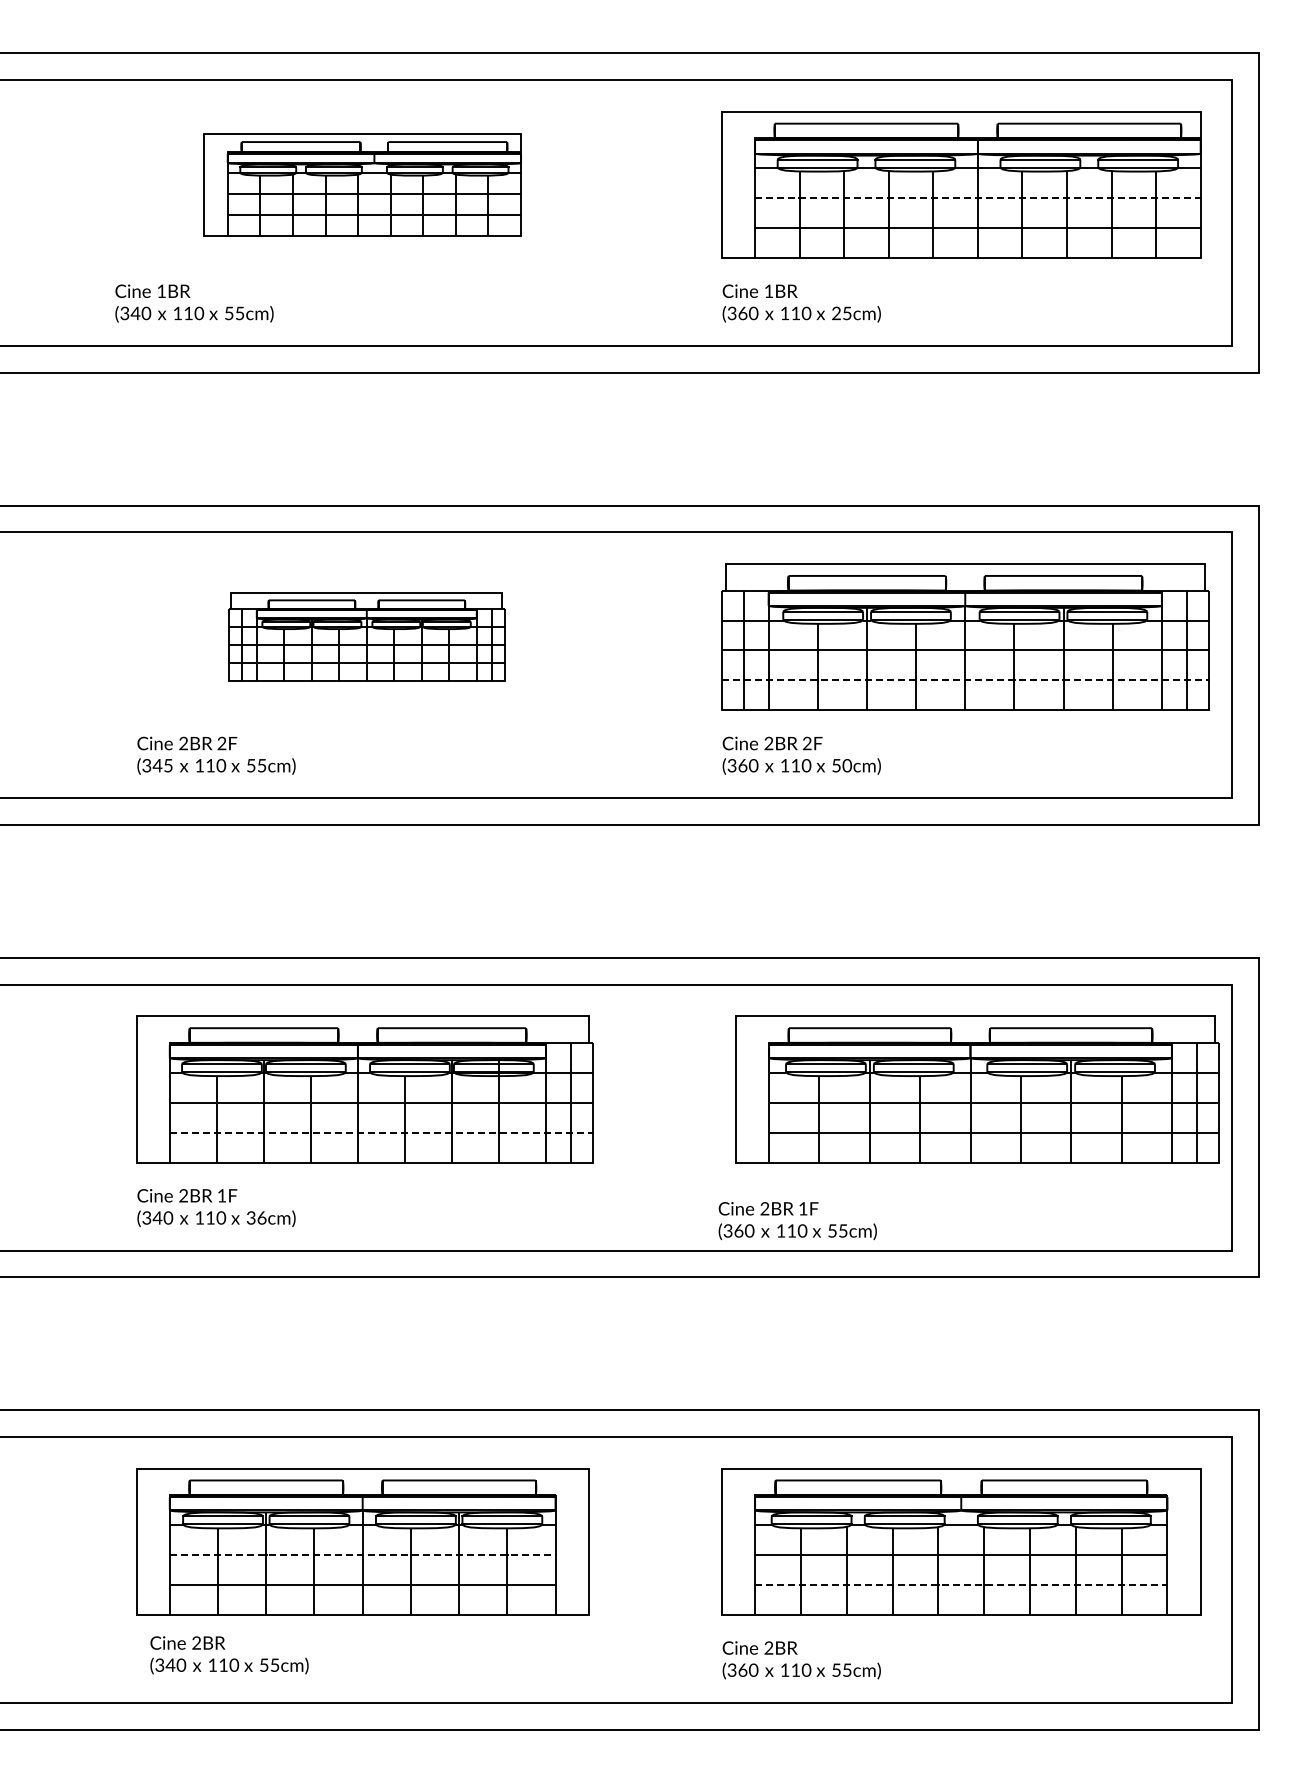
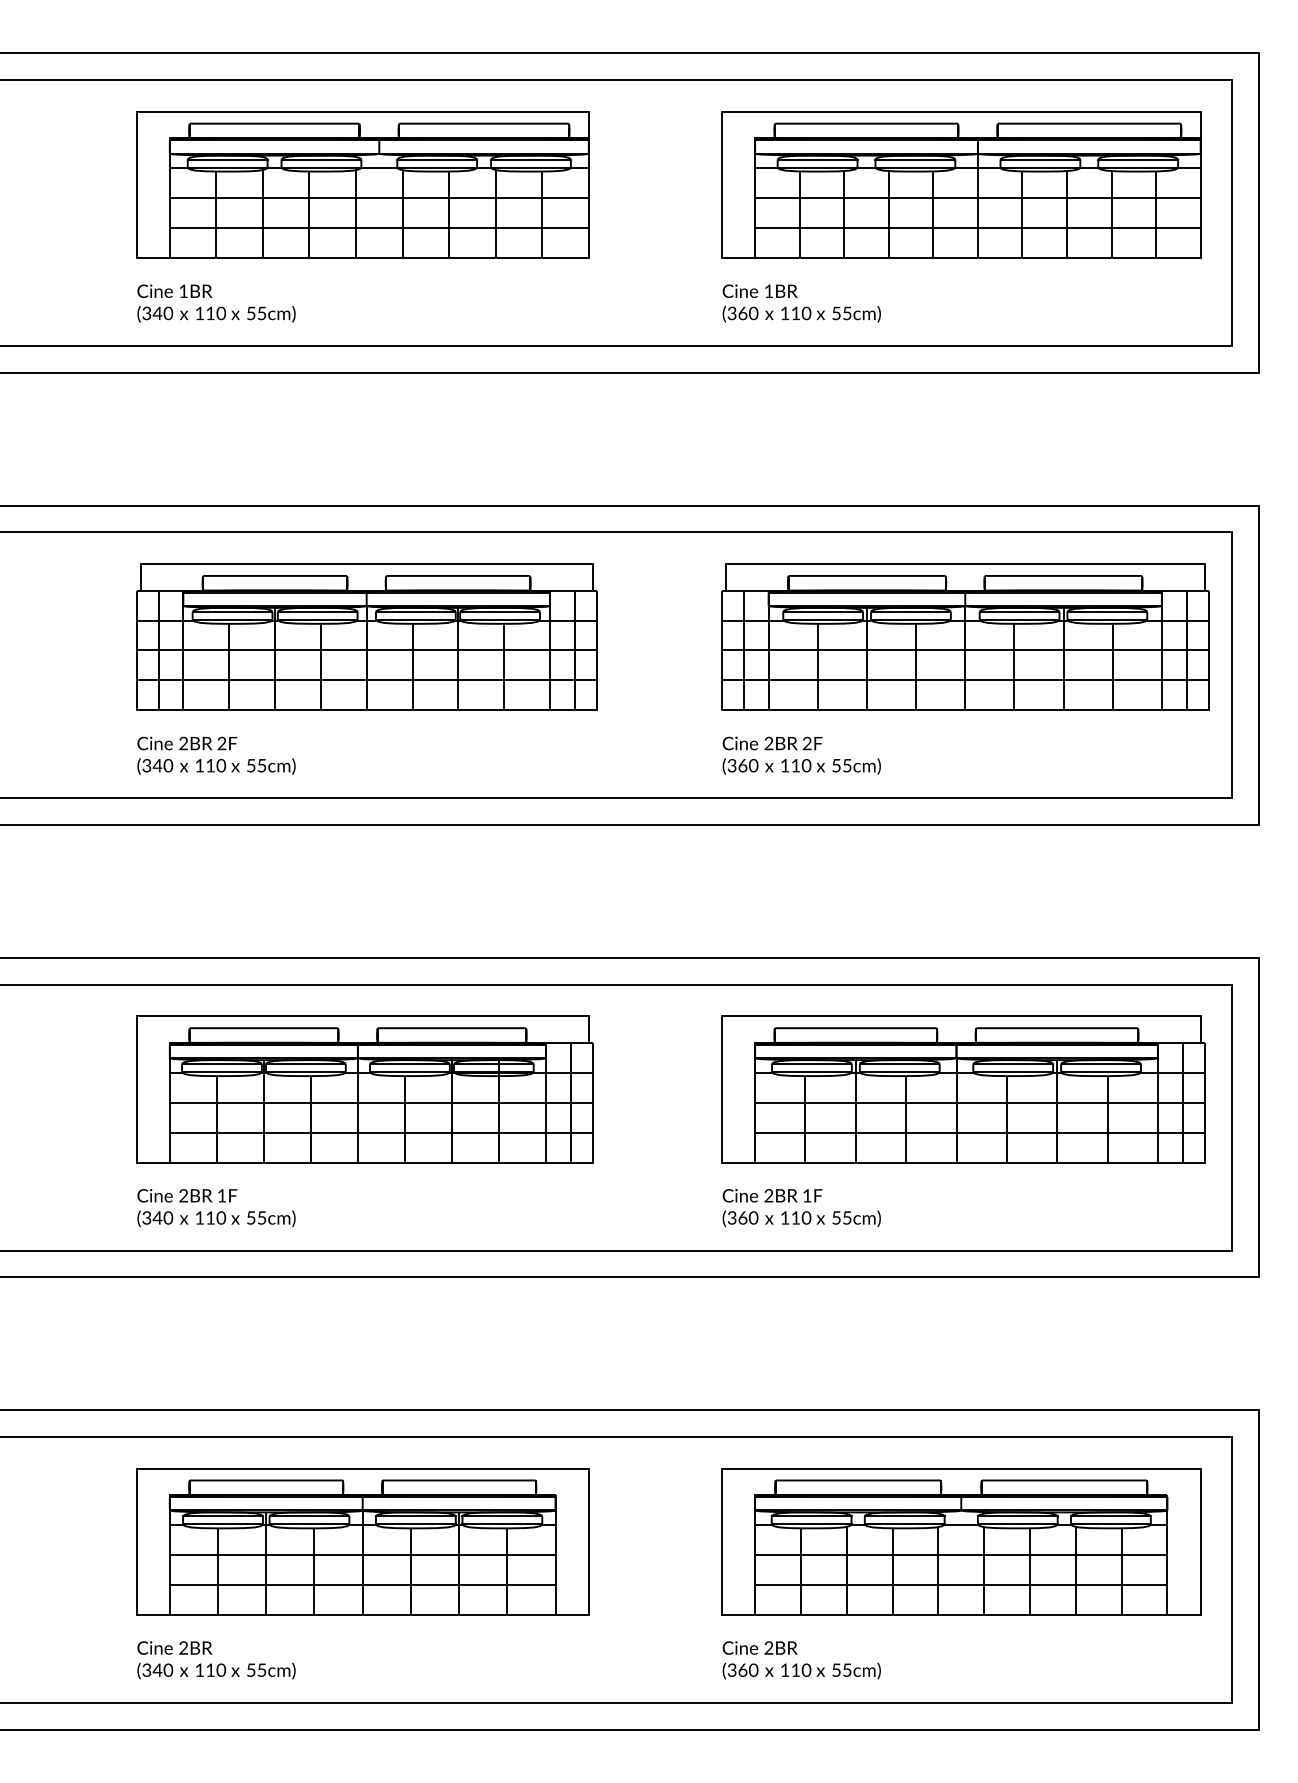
part size: 319x104 px -> 454x148 px (362, 184)
line: dashed -> solid (977, 198)
text position: (194, 303) -> (216, 303) (216, 303)
text: 25cm) -> 55cm) (836, 313)
part size: 278x90 px -> 462x148 px (366, 636)
line: dashed -> solid (965, 680)
text: (345 -> (340 (168, 765)
text: 50cm) -> 55cm) (847, 765)
part position: (977, 1089) -> (963, 1089) (963, 1089)
line: dashed -> solid (381, 1132)
text: 36cm) -> 55cm) (256, 1217)
text position: (797, 1221) -> (801, 1208) (801, 1208)
line: dashed -> solid (362, 1554)
line: dashed -> solid (961, 1584)
text position: (229, 1655) -> (216, 1660) (216, 1660)
